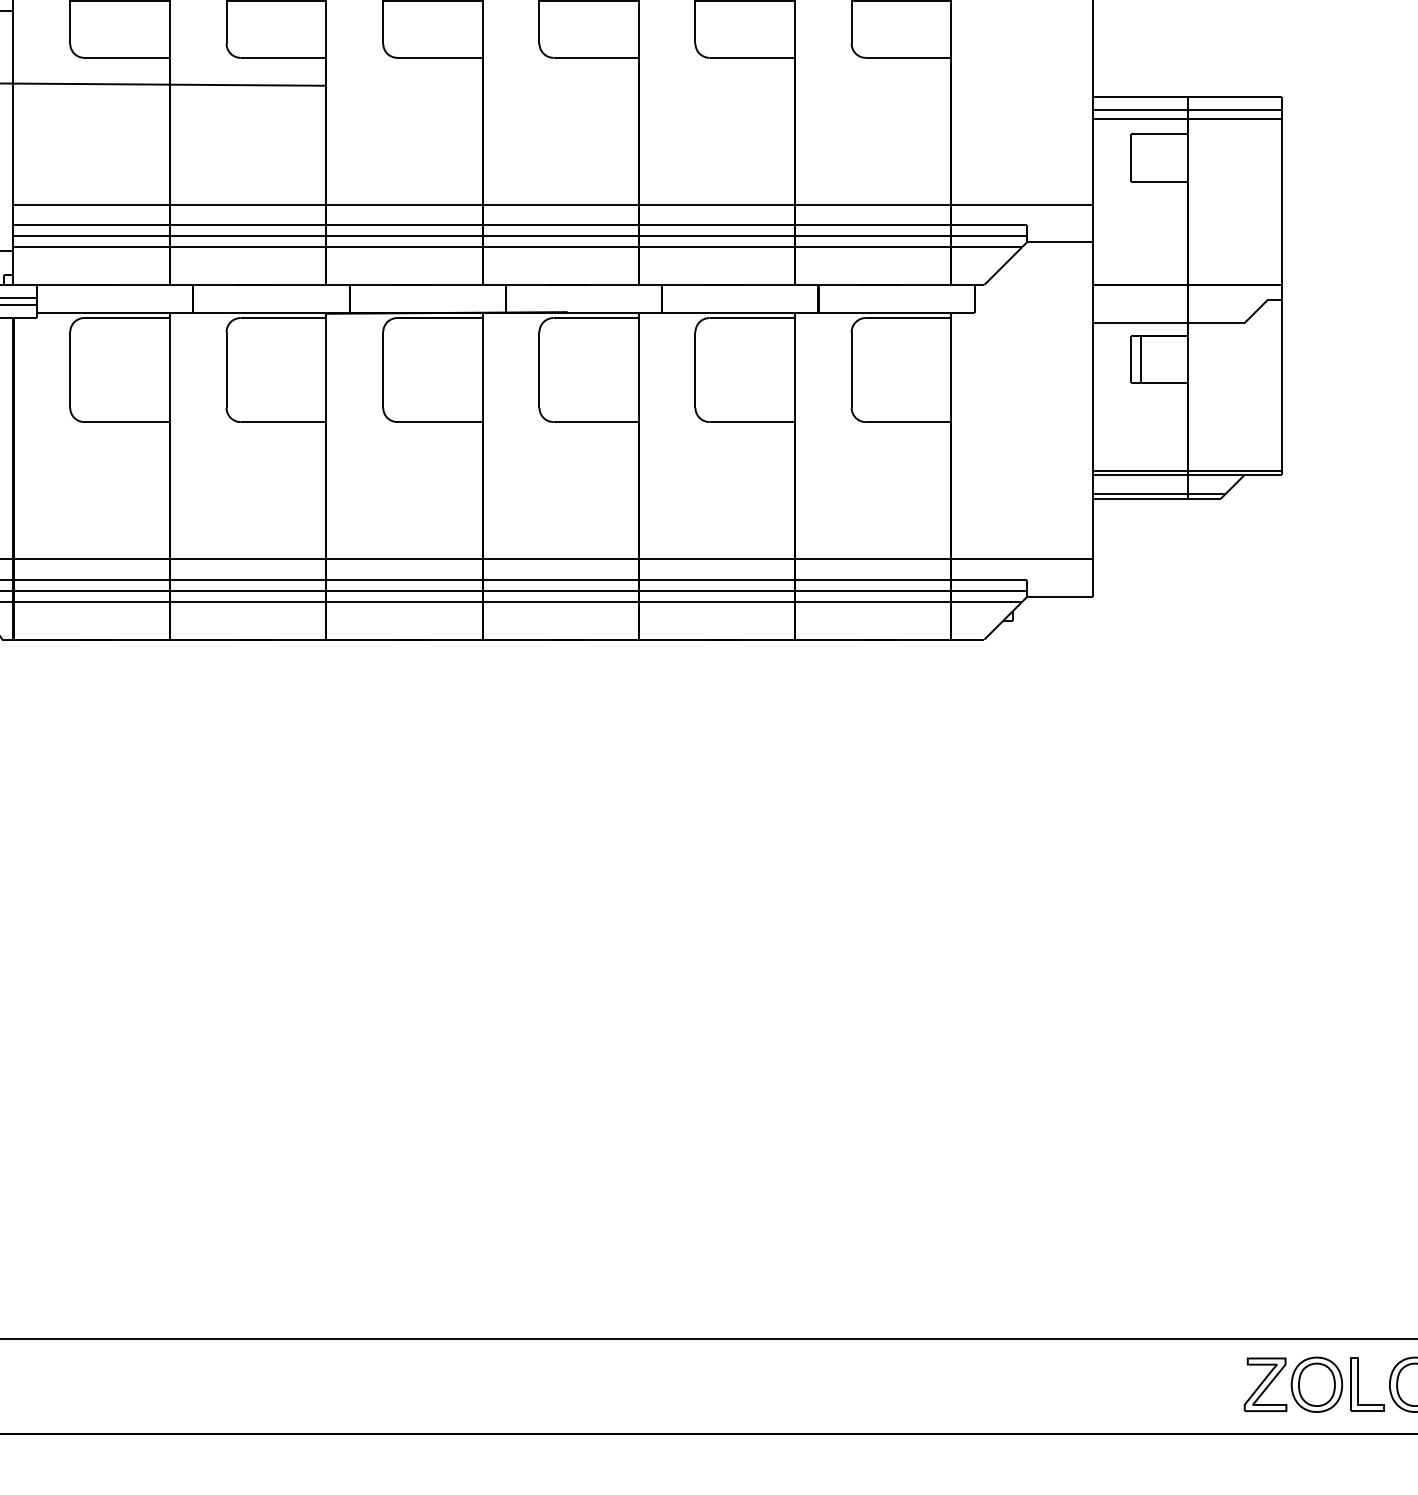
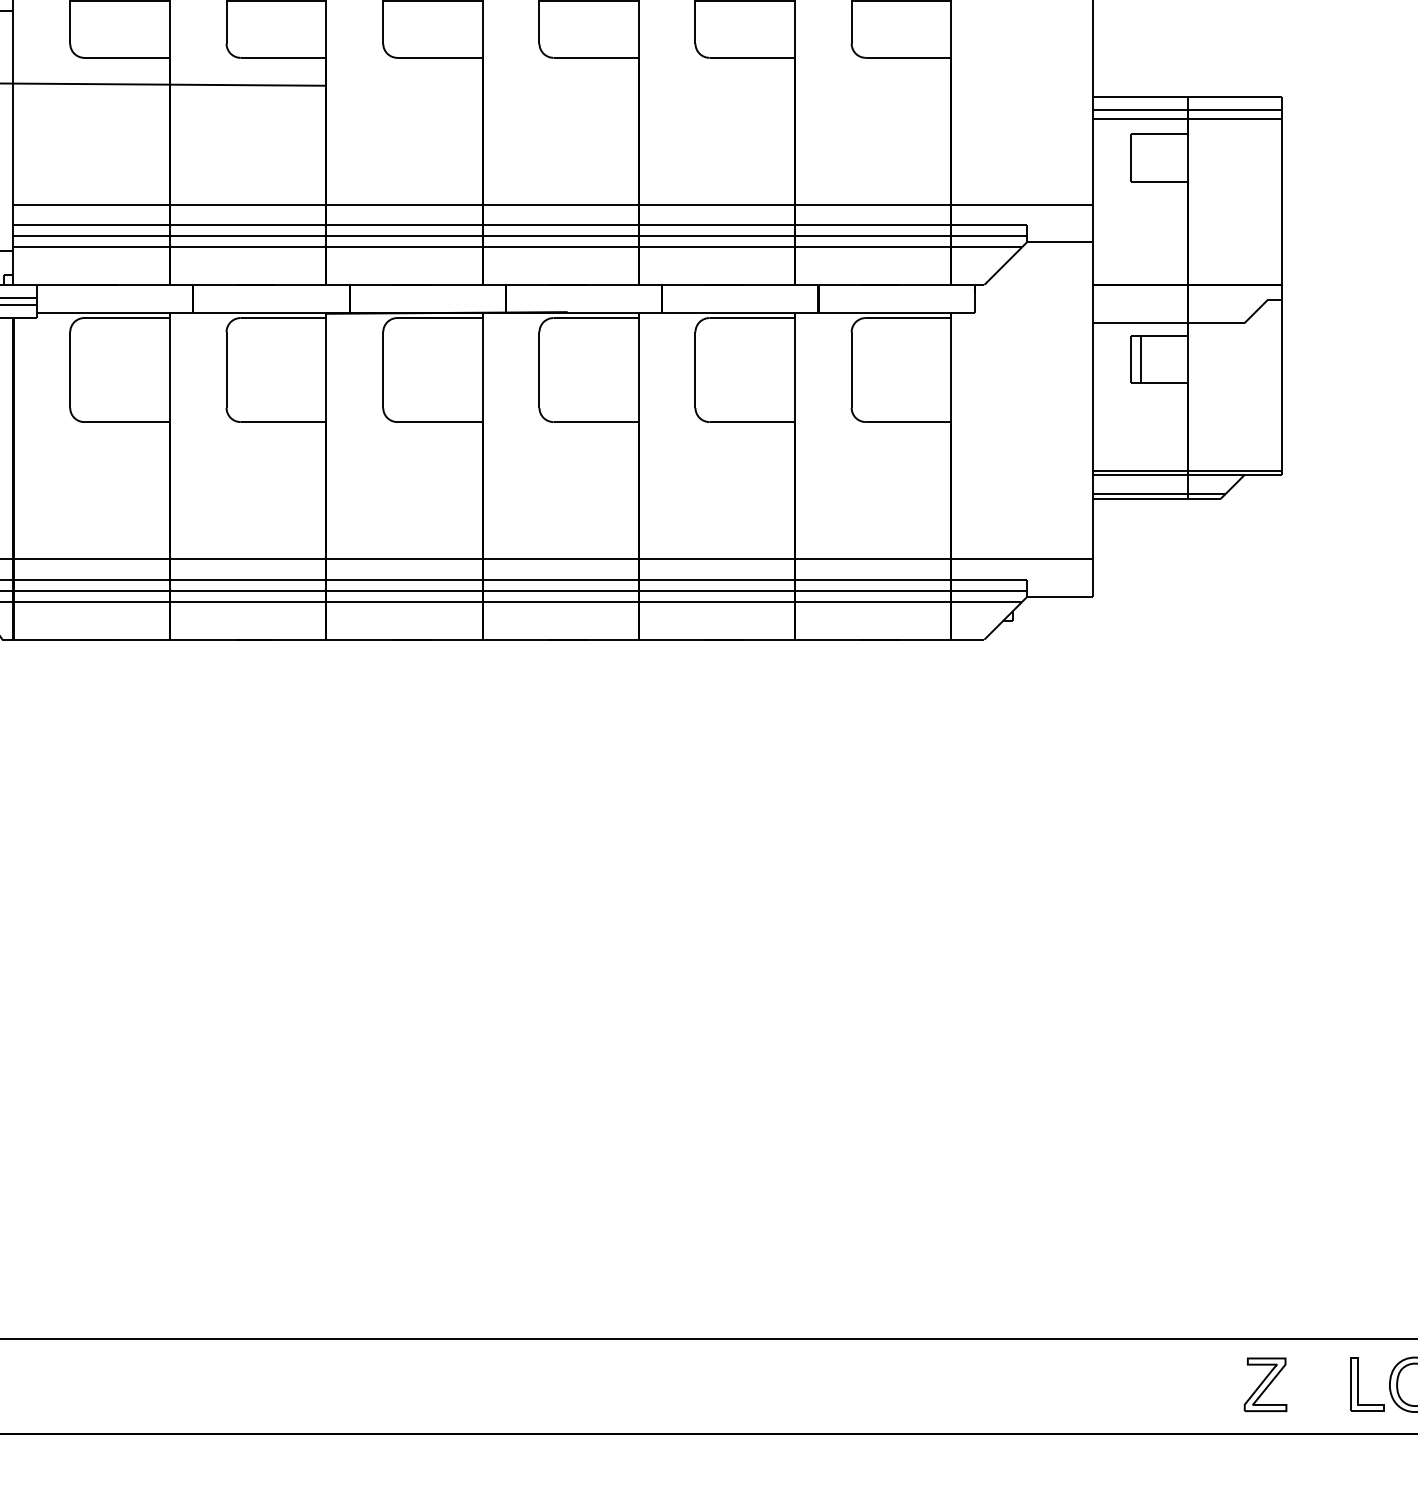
part: present -> none (1316, 1384)
